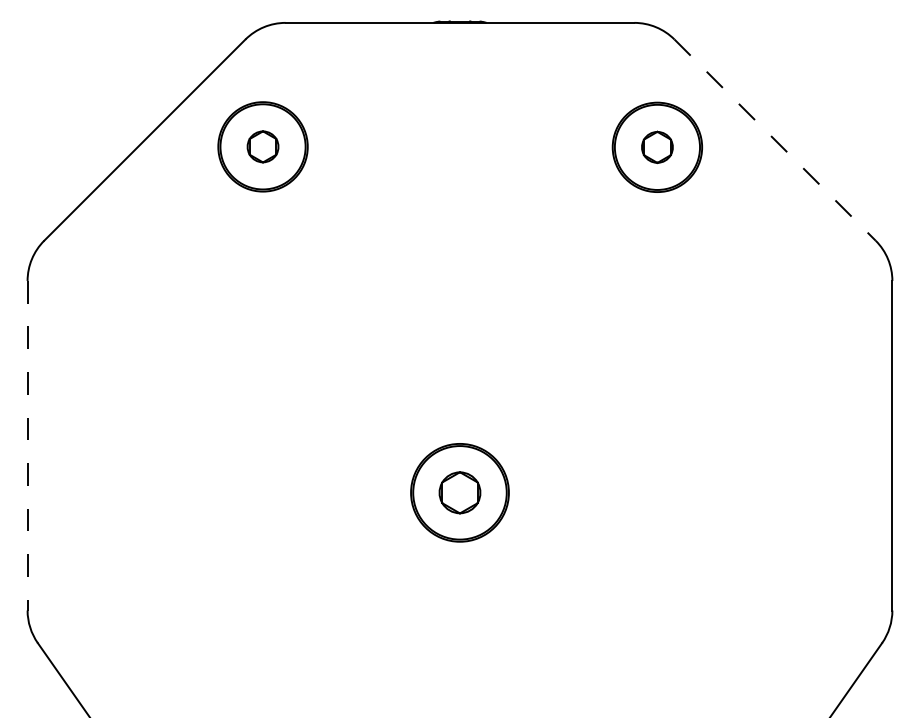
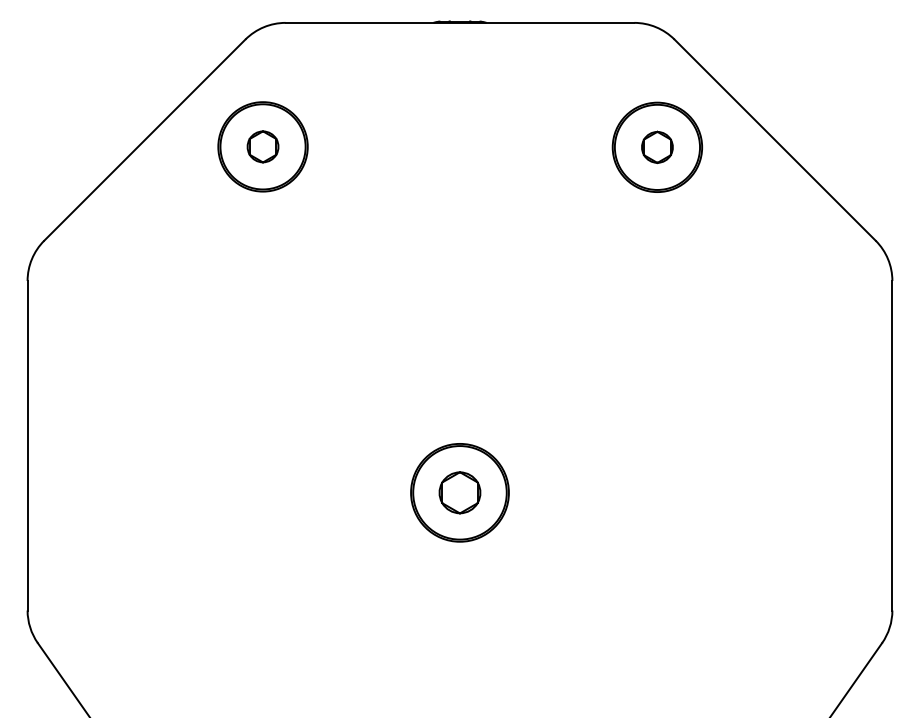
line: dashed -> solid (775, 140)
line: dashed -> solid (27, 445)
